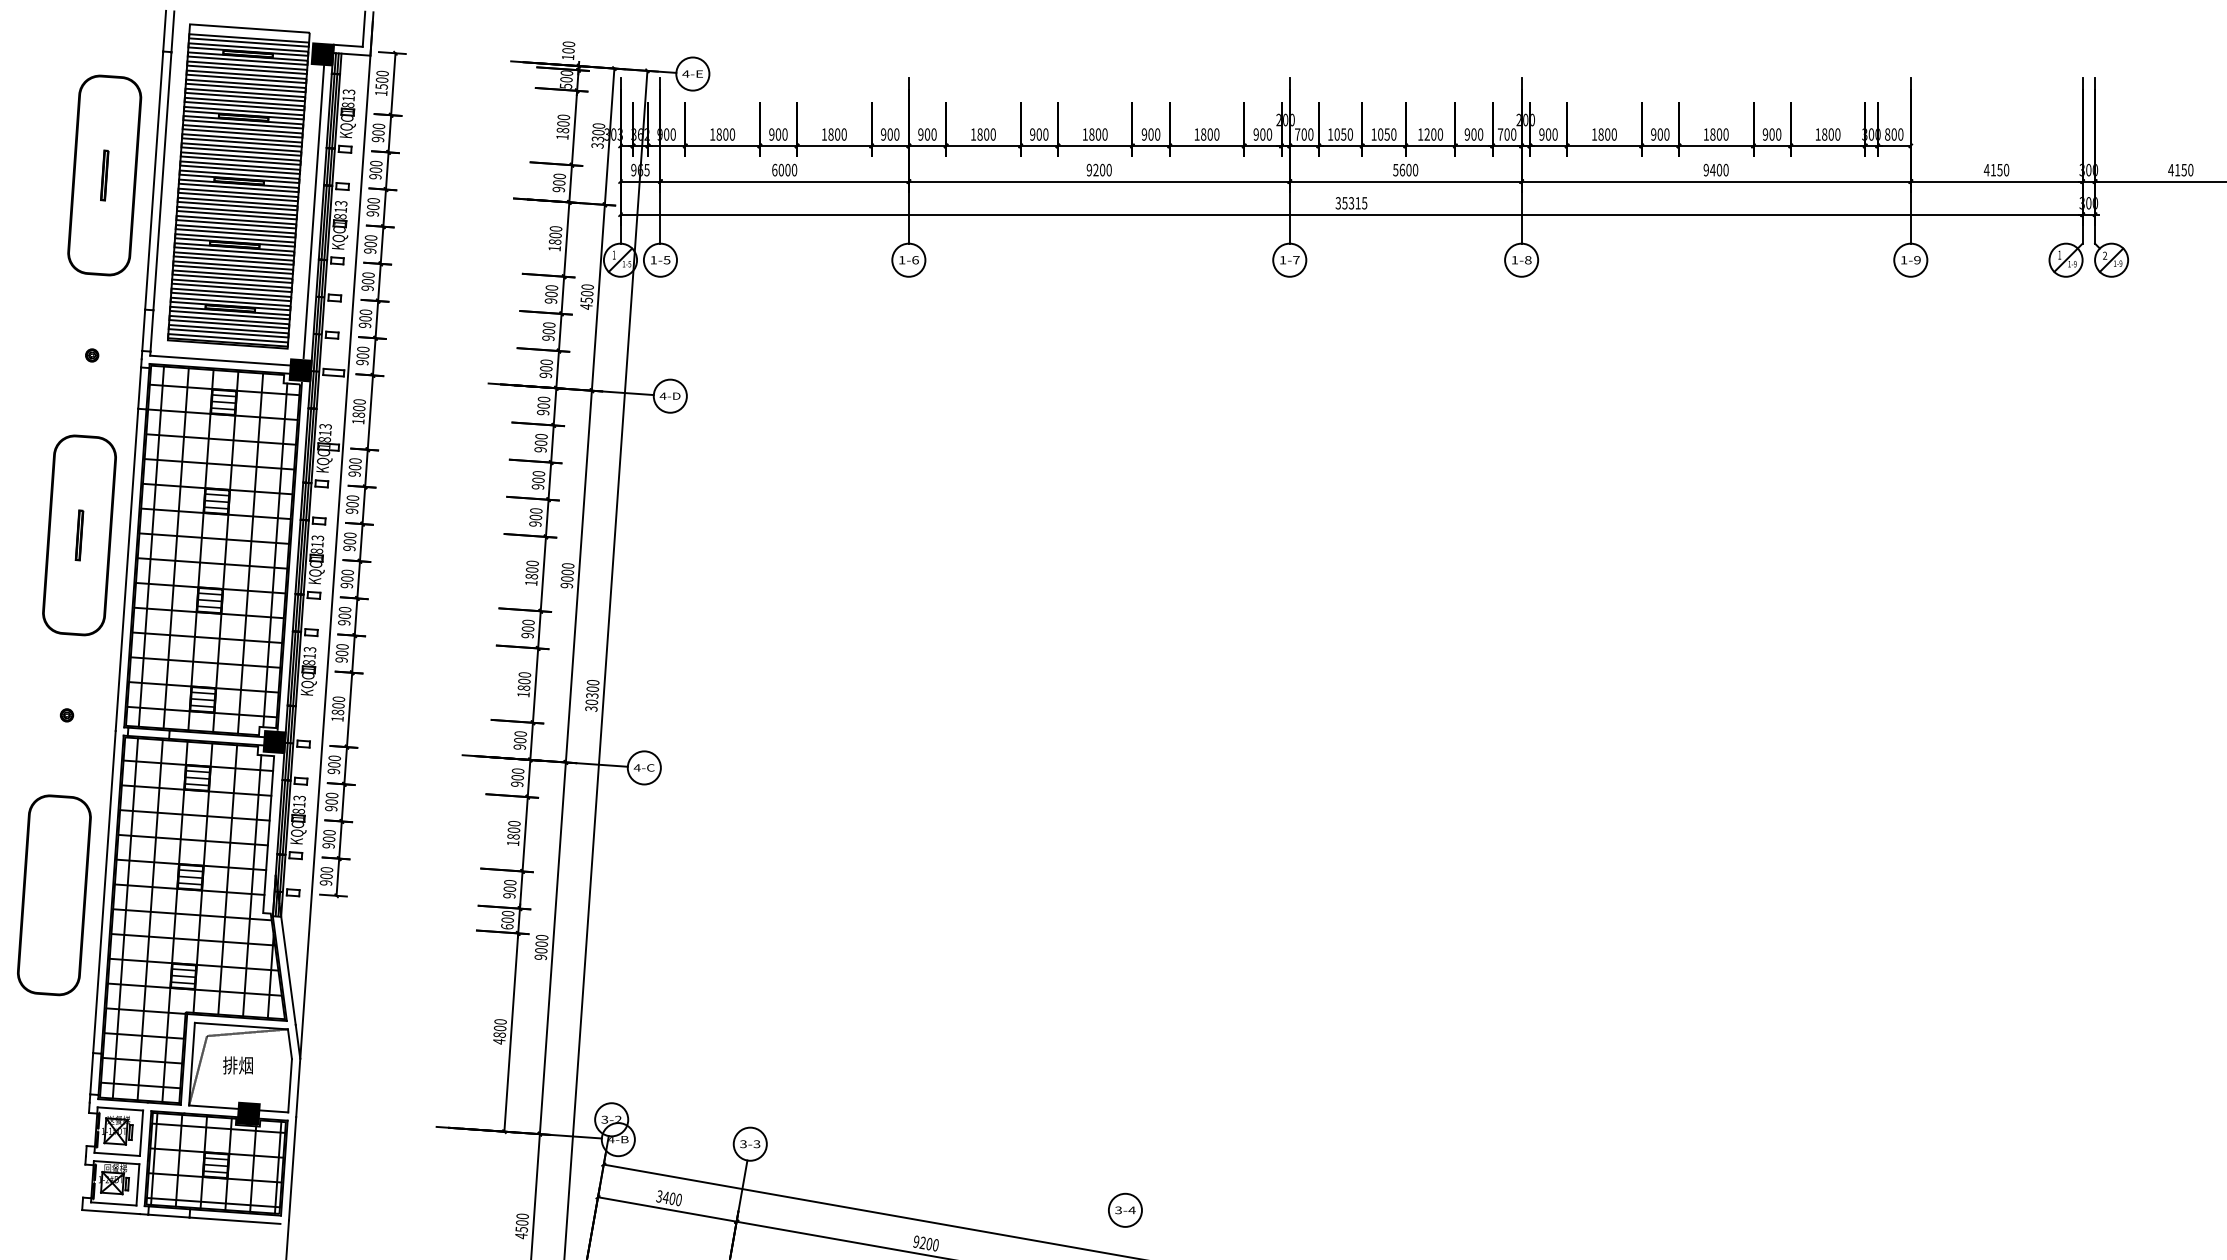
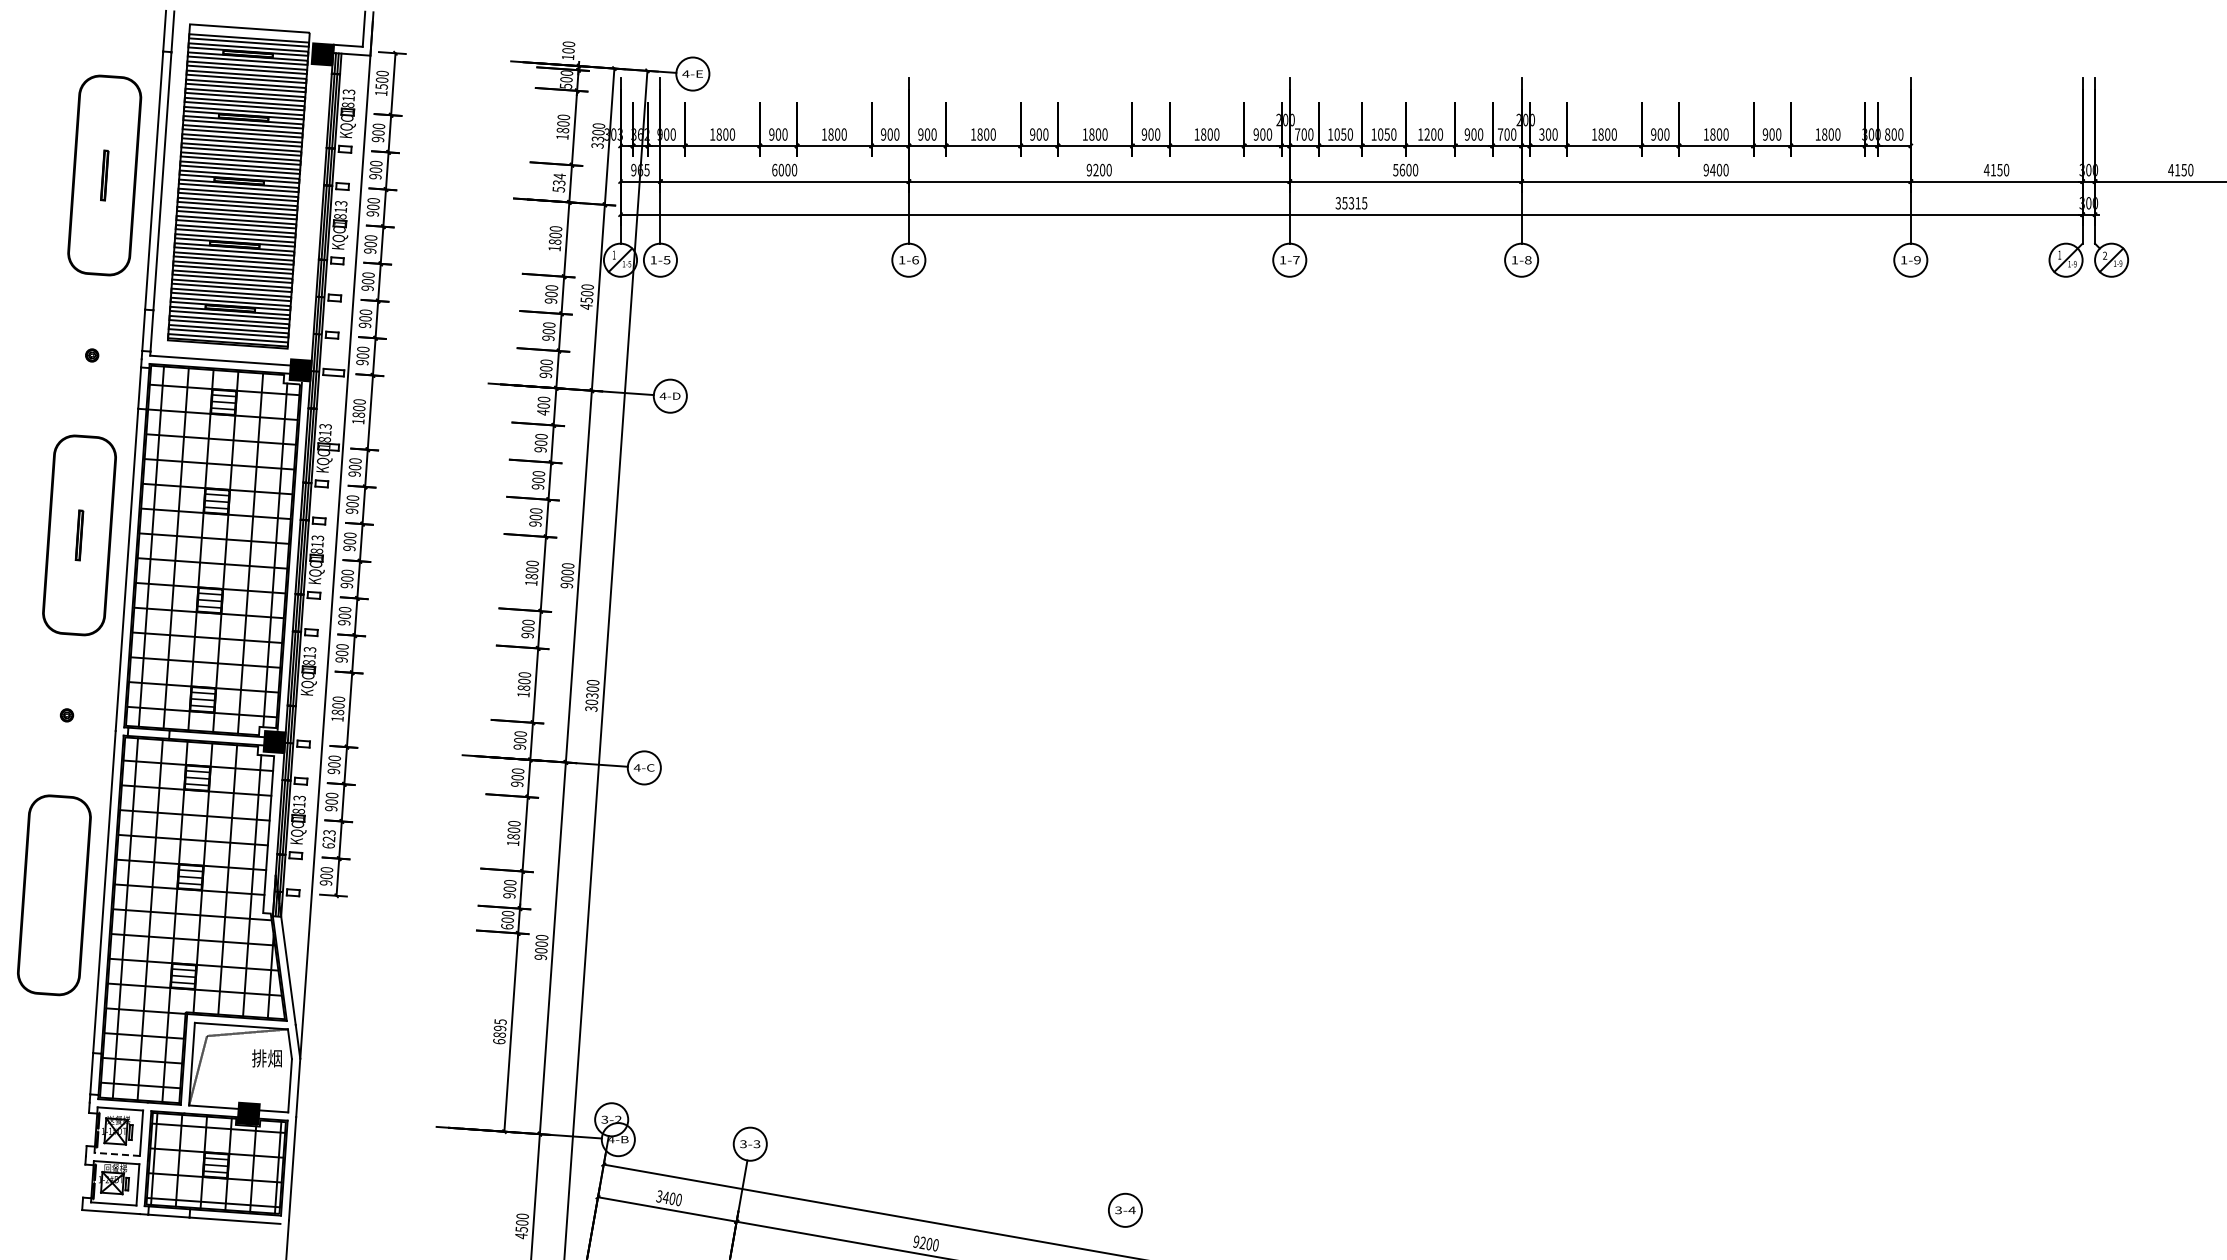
text: 900 -> 300 (1541, 134)
text: 900 -> 534 (558, 182)
line: present -> none (313, 210)
text: 900 -> 400 (542, 412)
text: 900 -> 623 (328, 839)
text: 4800 -> 6895 (499, 1031)
text position: (237, 1065) -> (266, 1058) (266, 1058)
line: solid -> dashed (117, 1154)
